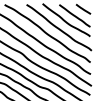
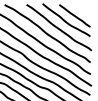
line: present -> none (83, 9)
